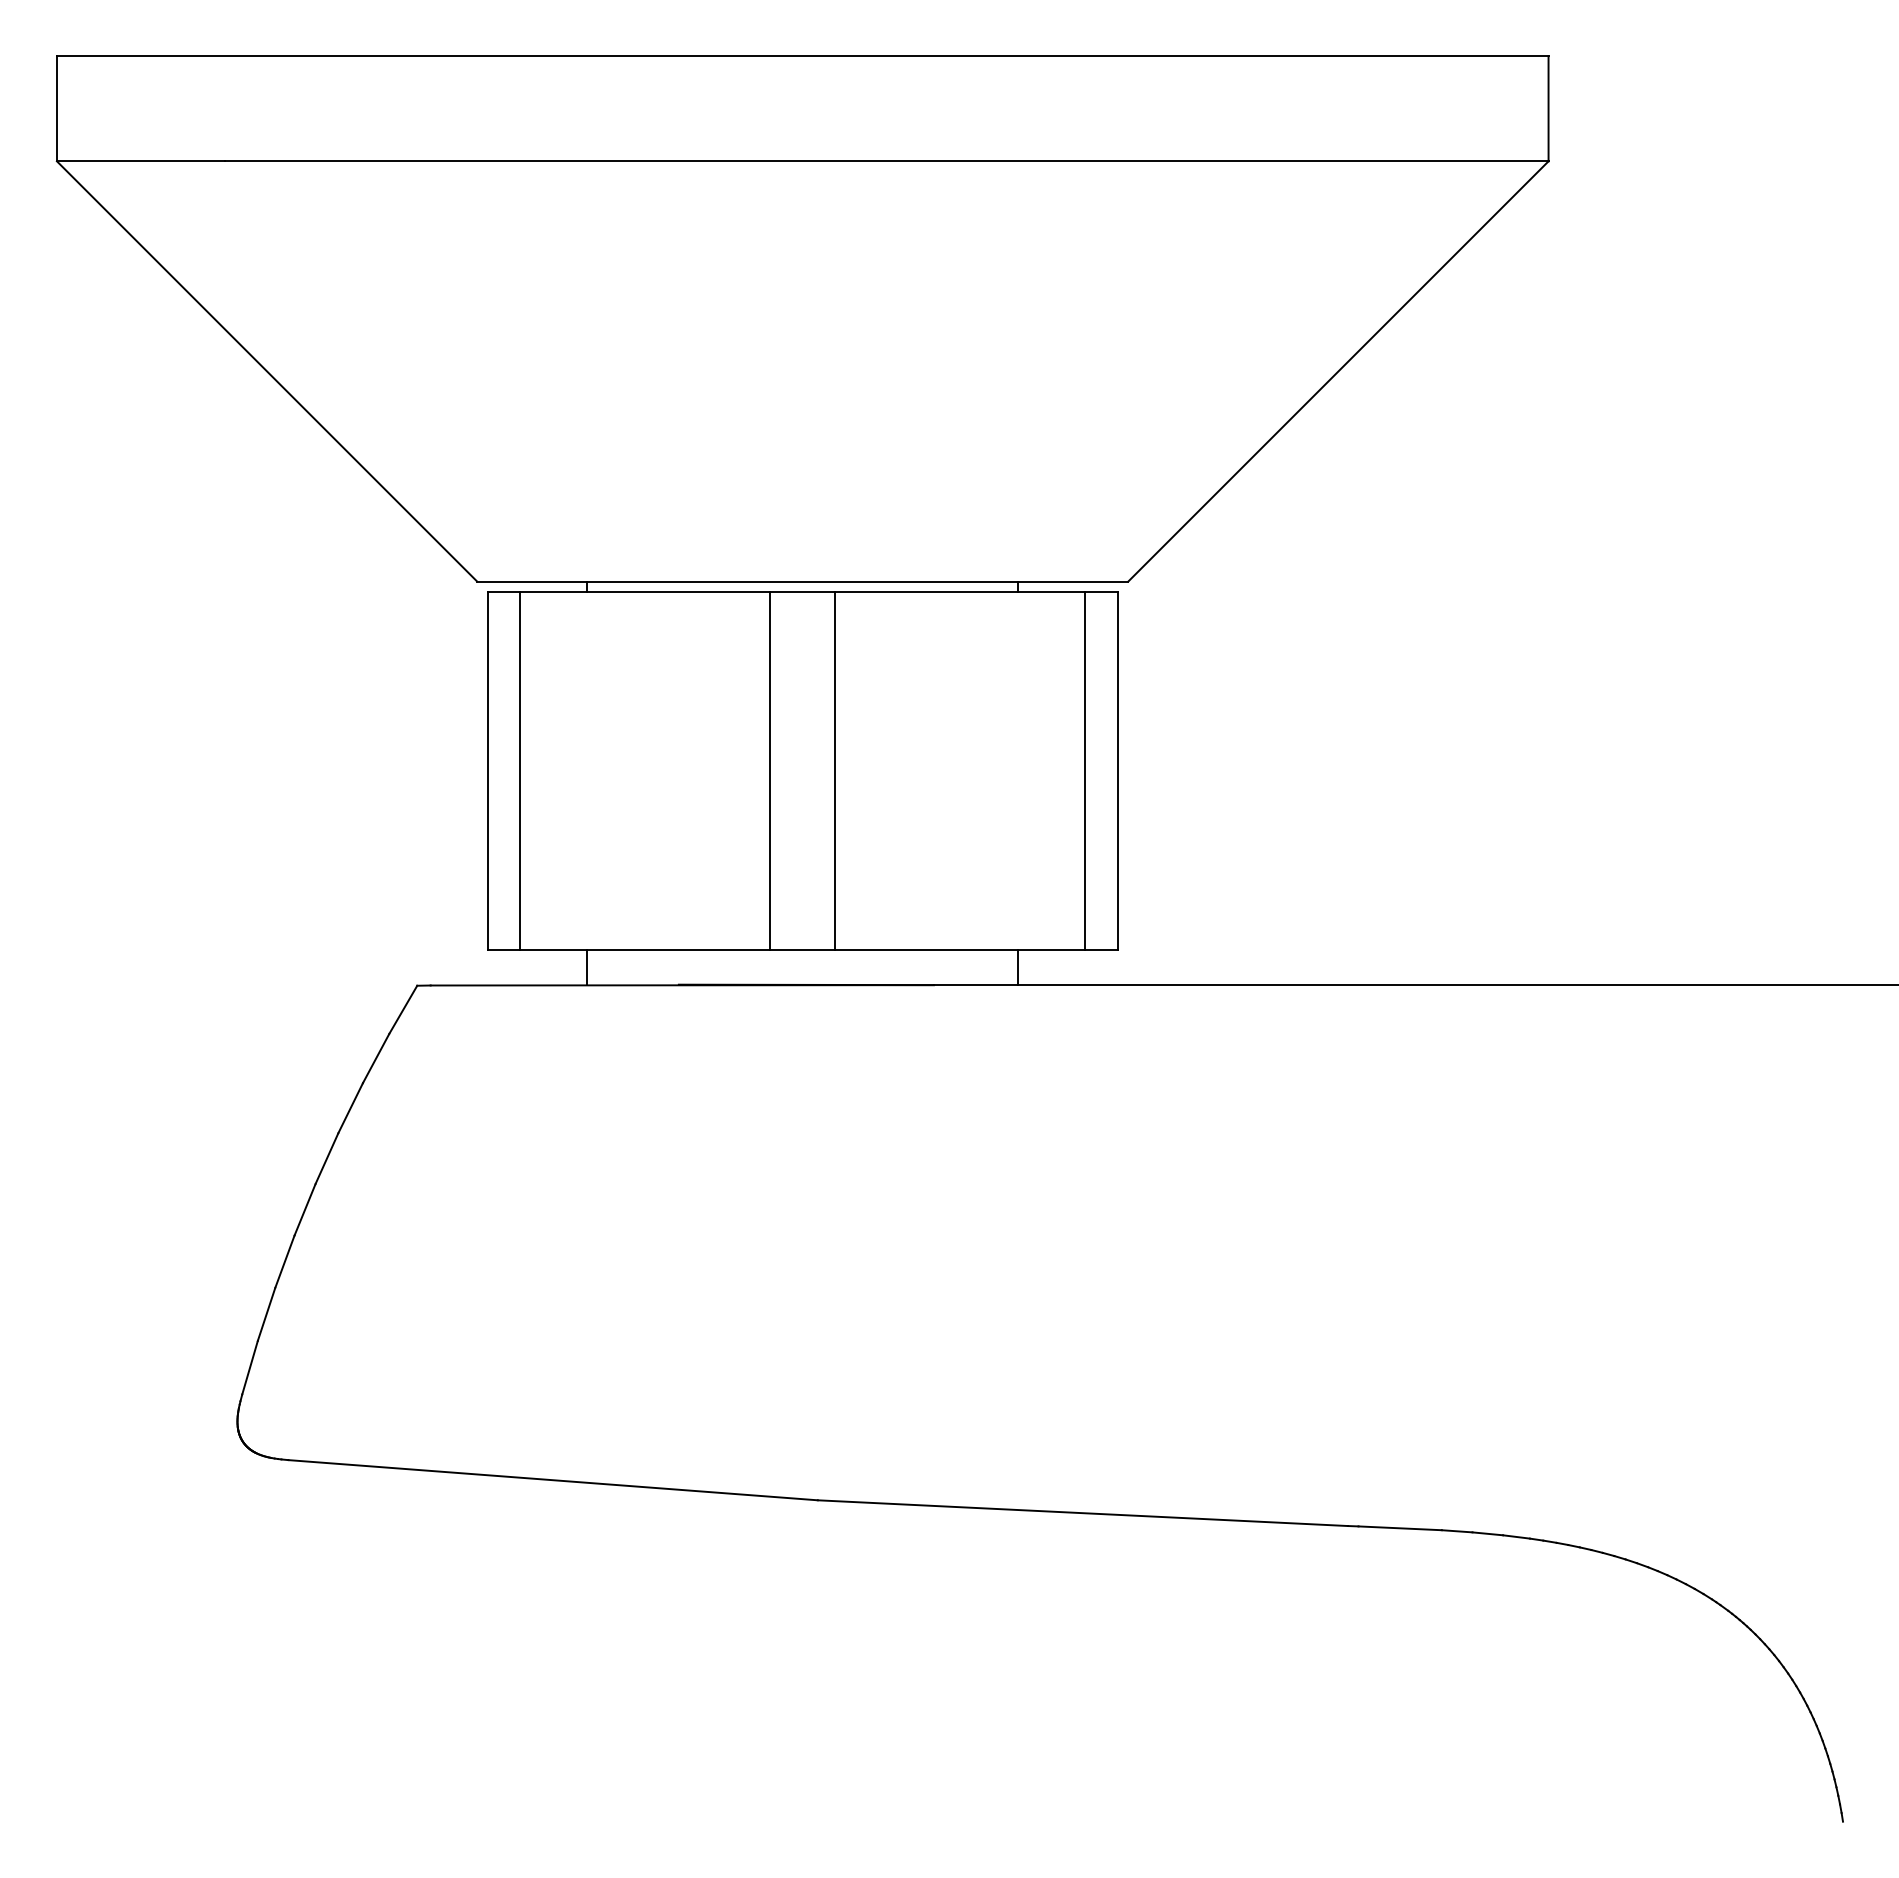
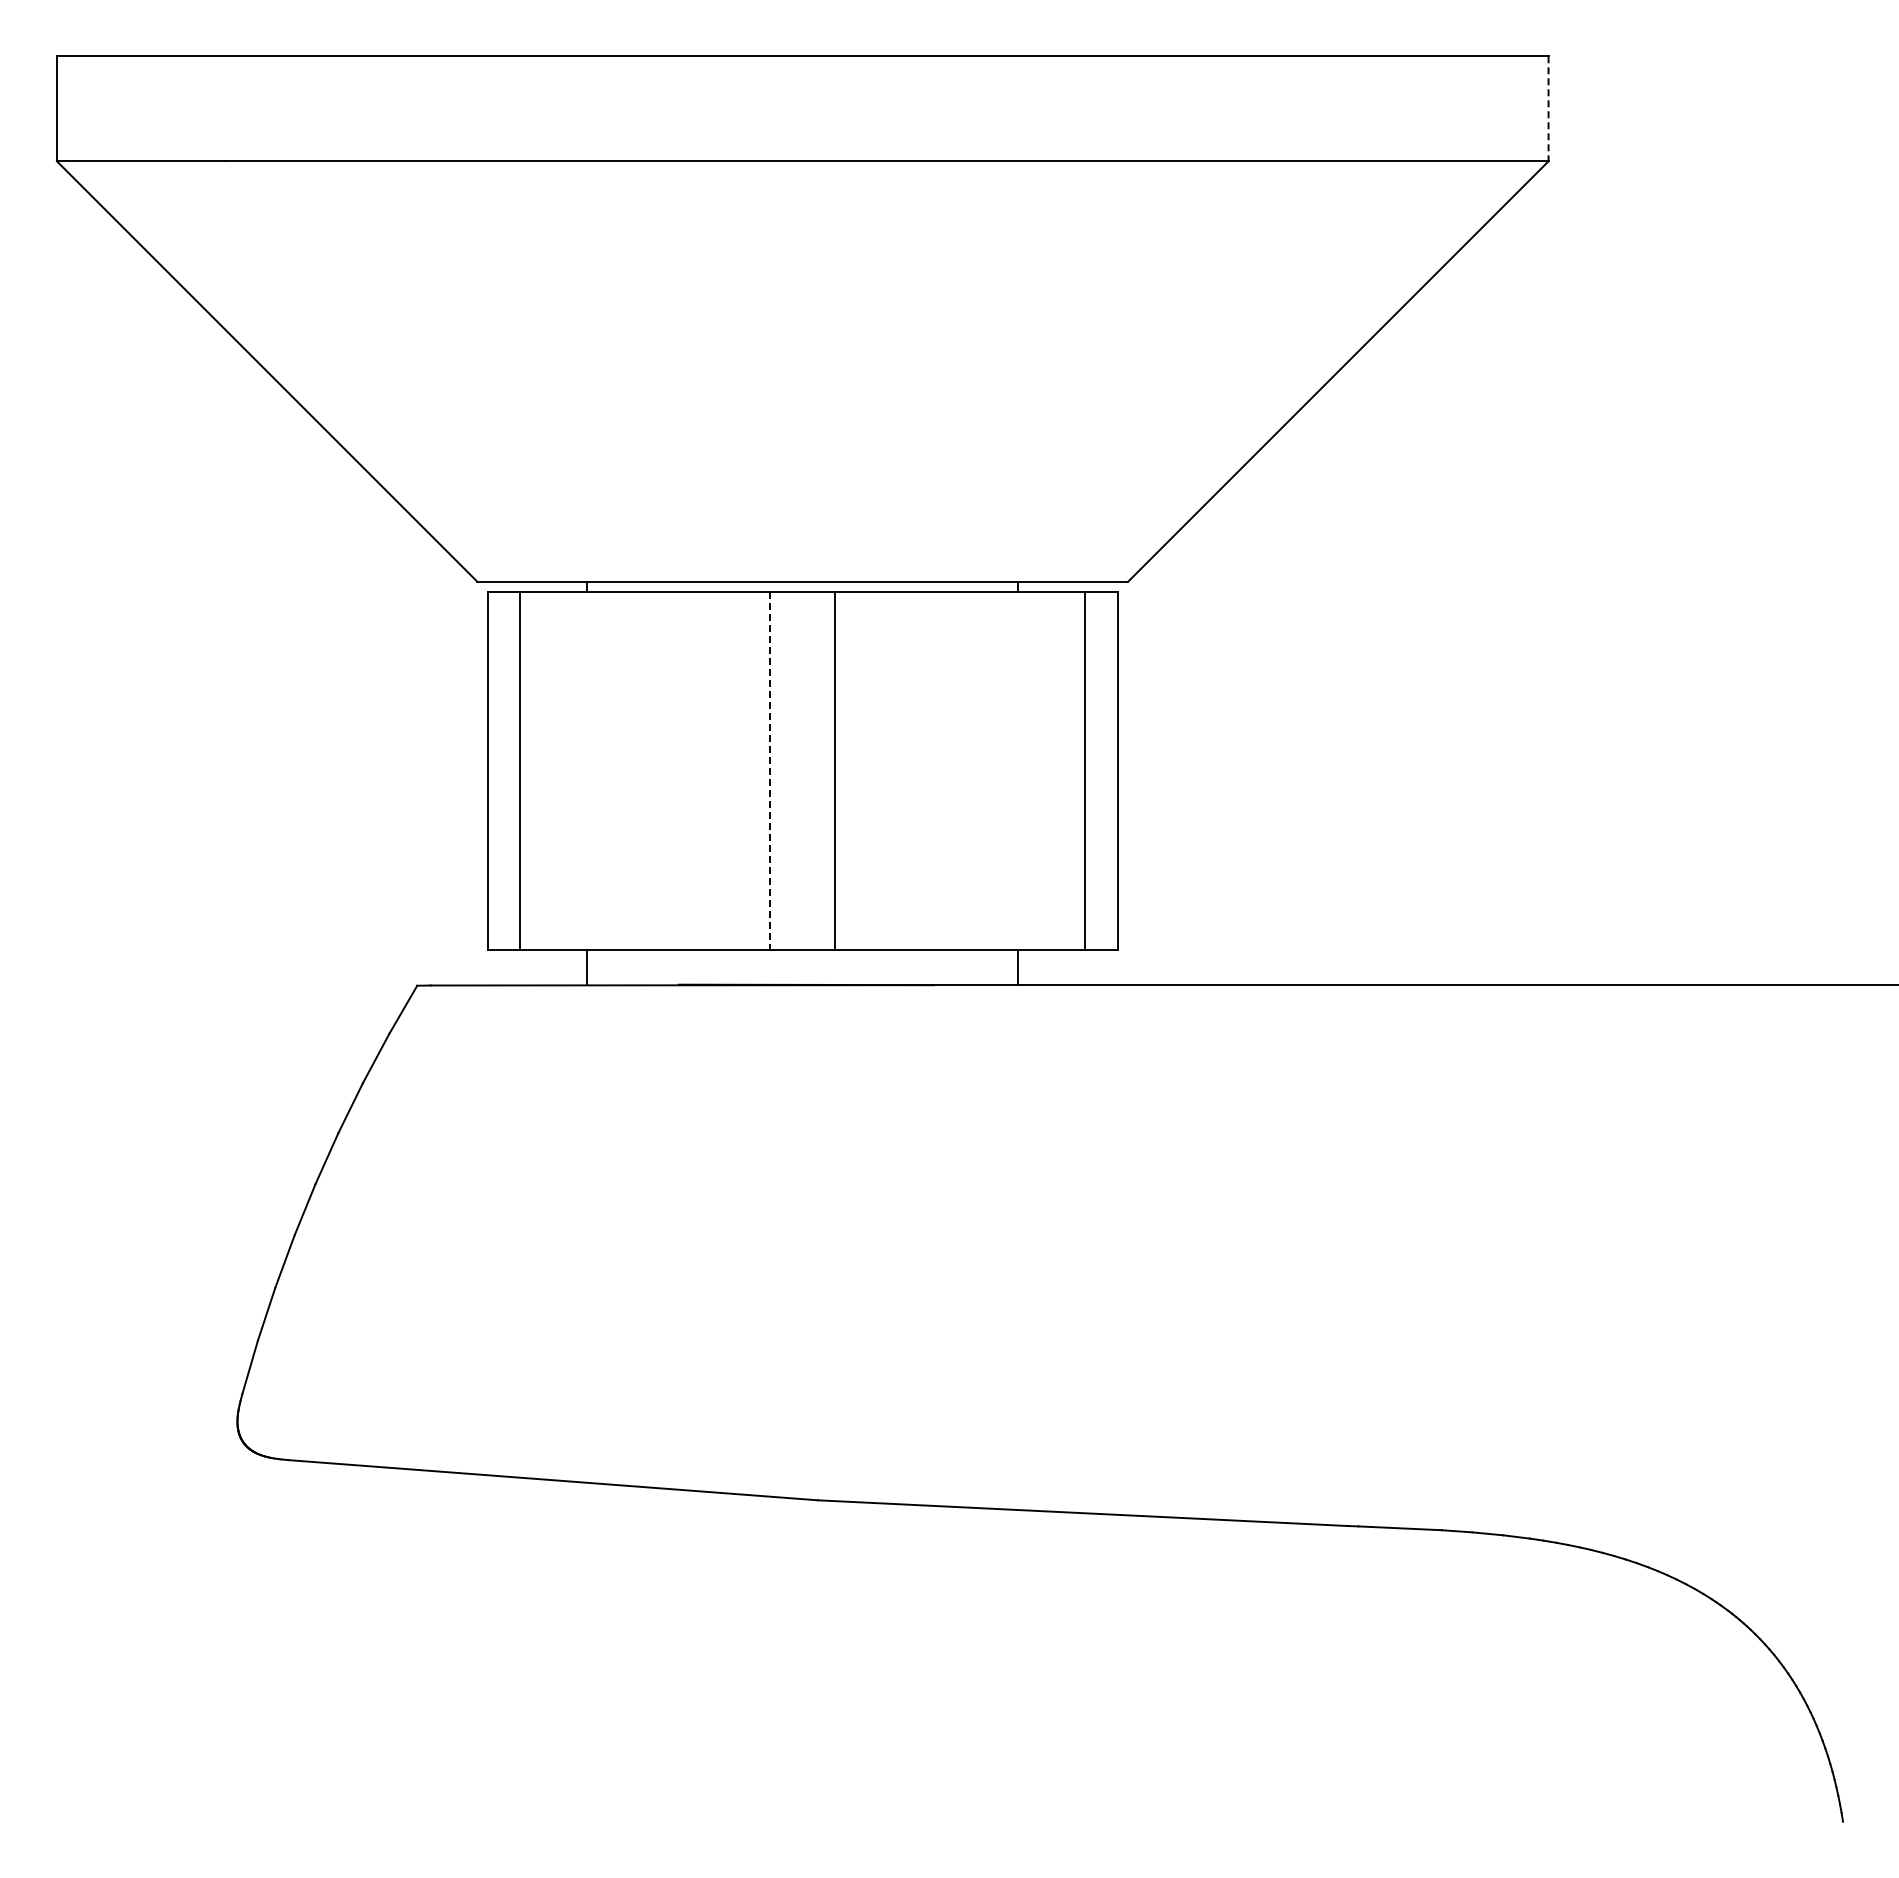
line: solid -> dashed (1548, 108)
line: solid -> dashed (770, 771)
